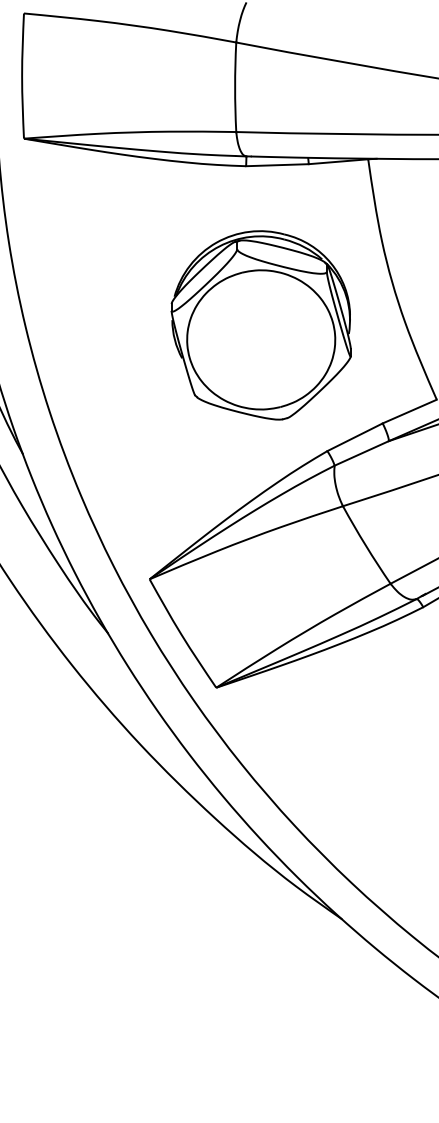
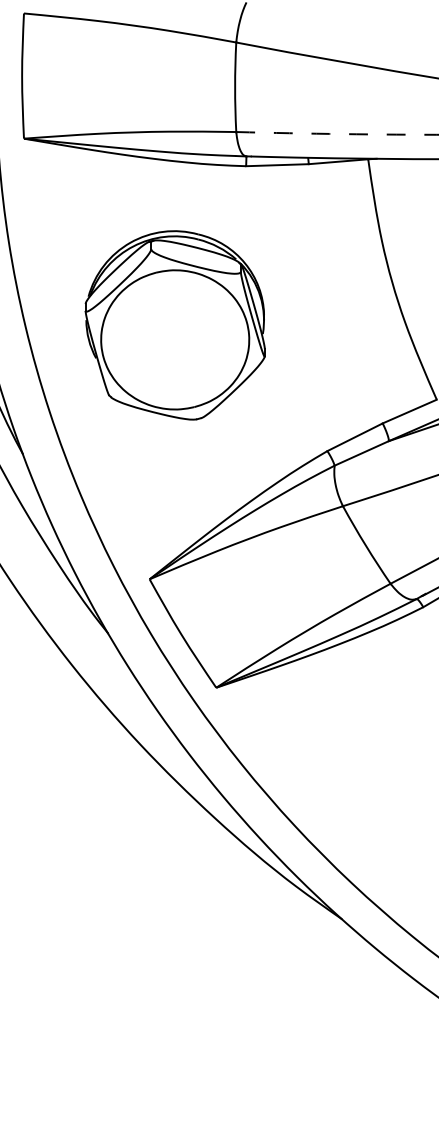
arc: solid -> dashed (337, 134)
part position: (260, 325) -> (174, 325) (174, 325)
